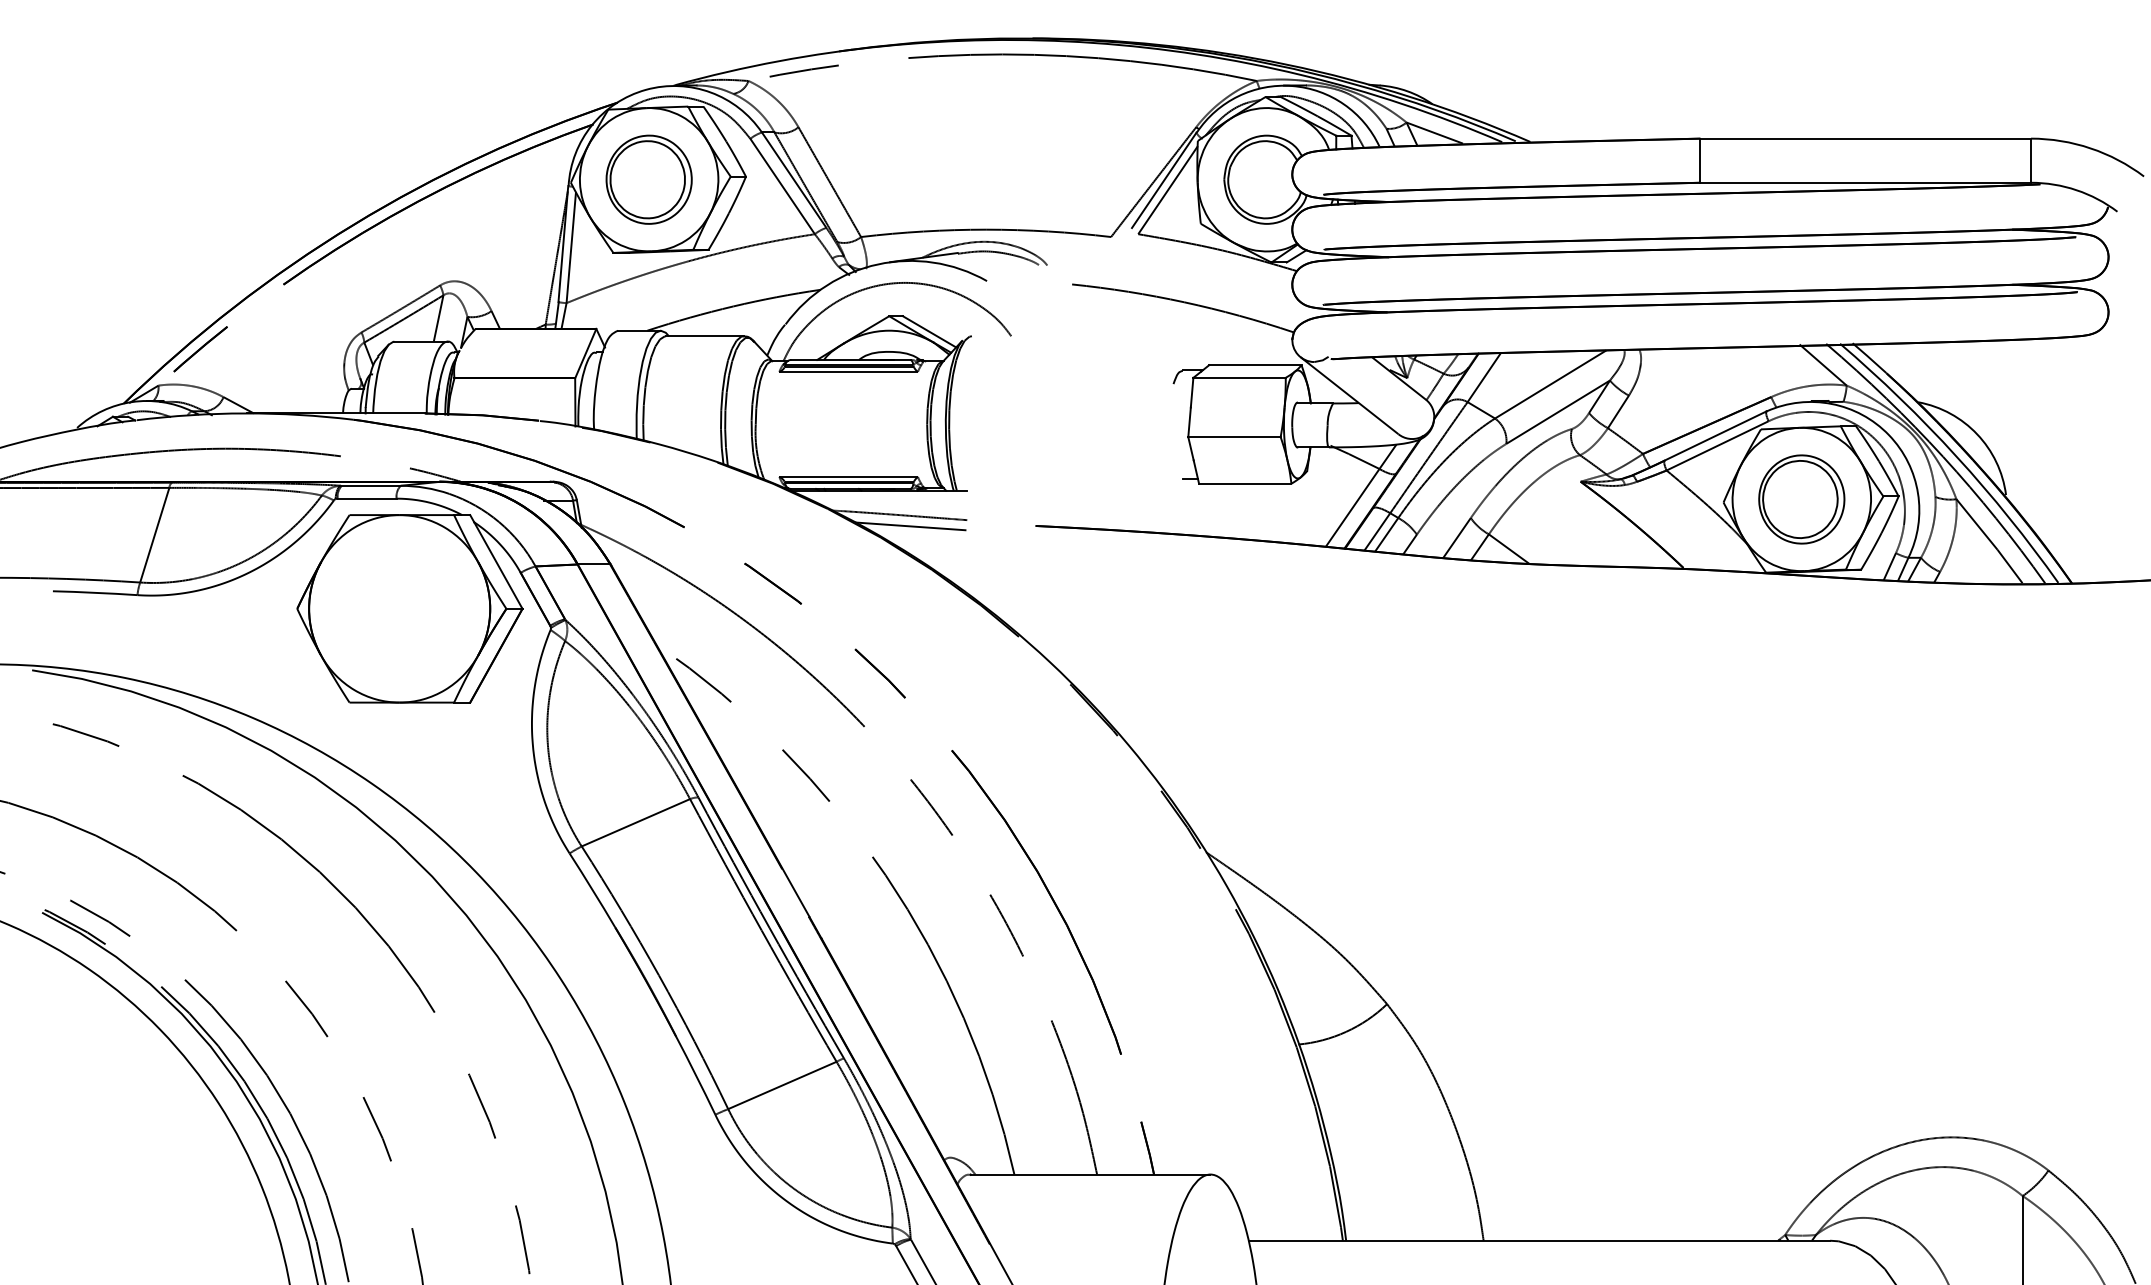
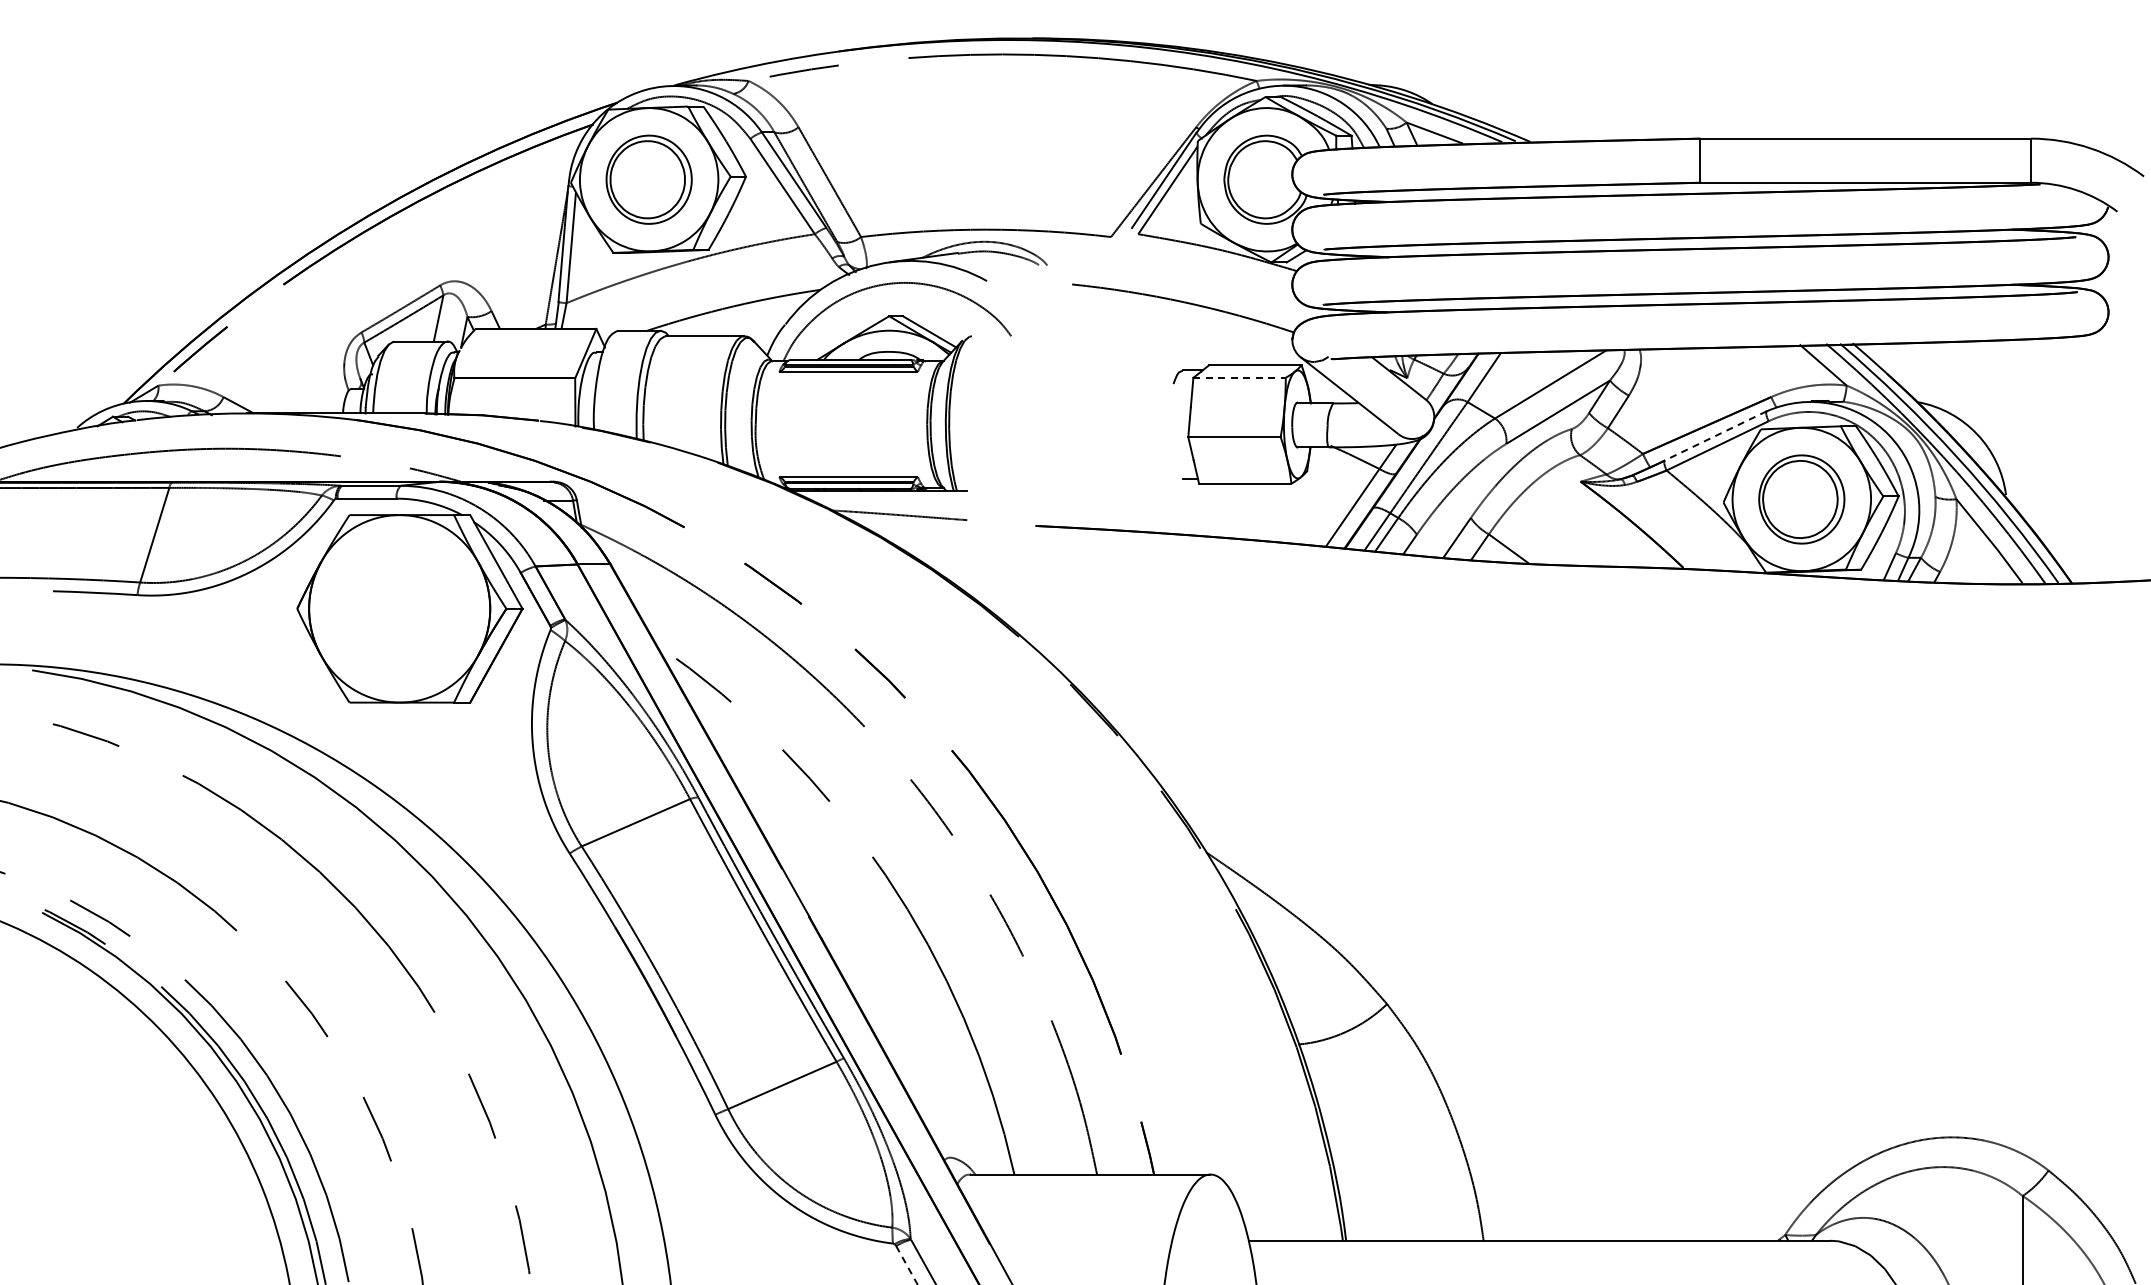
line: solid -> dashed (1240, 377)
line: solid -> dashed (1715, 435)
line: present -> none (910, 526)
line: solid -> dashed (906, 1265)
